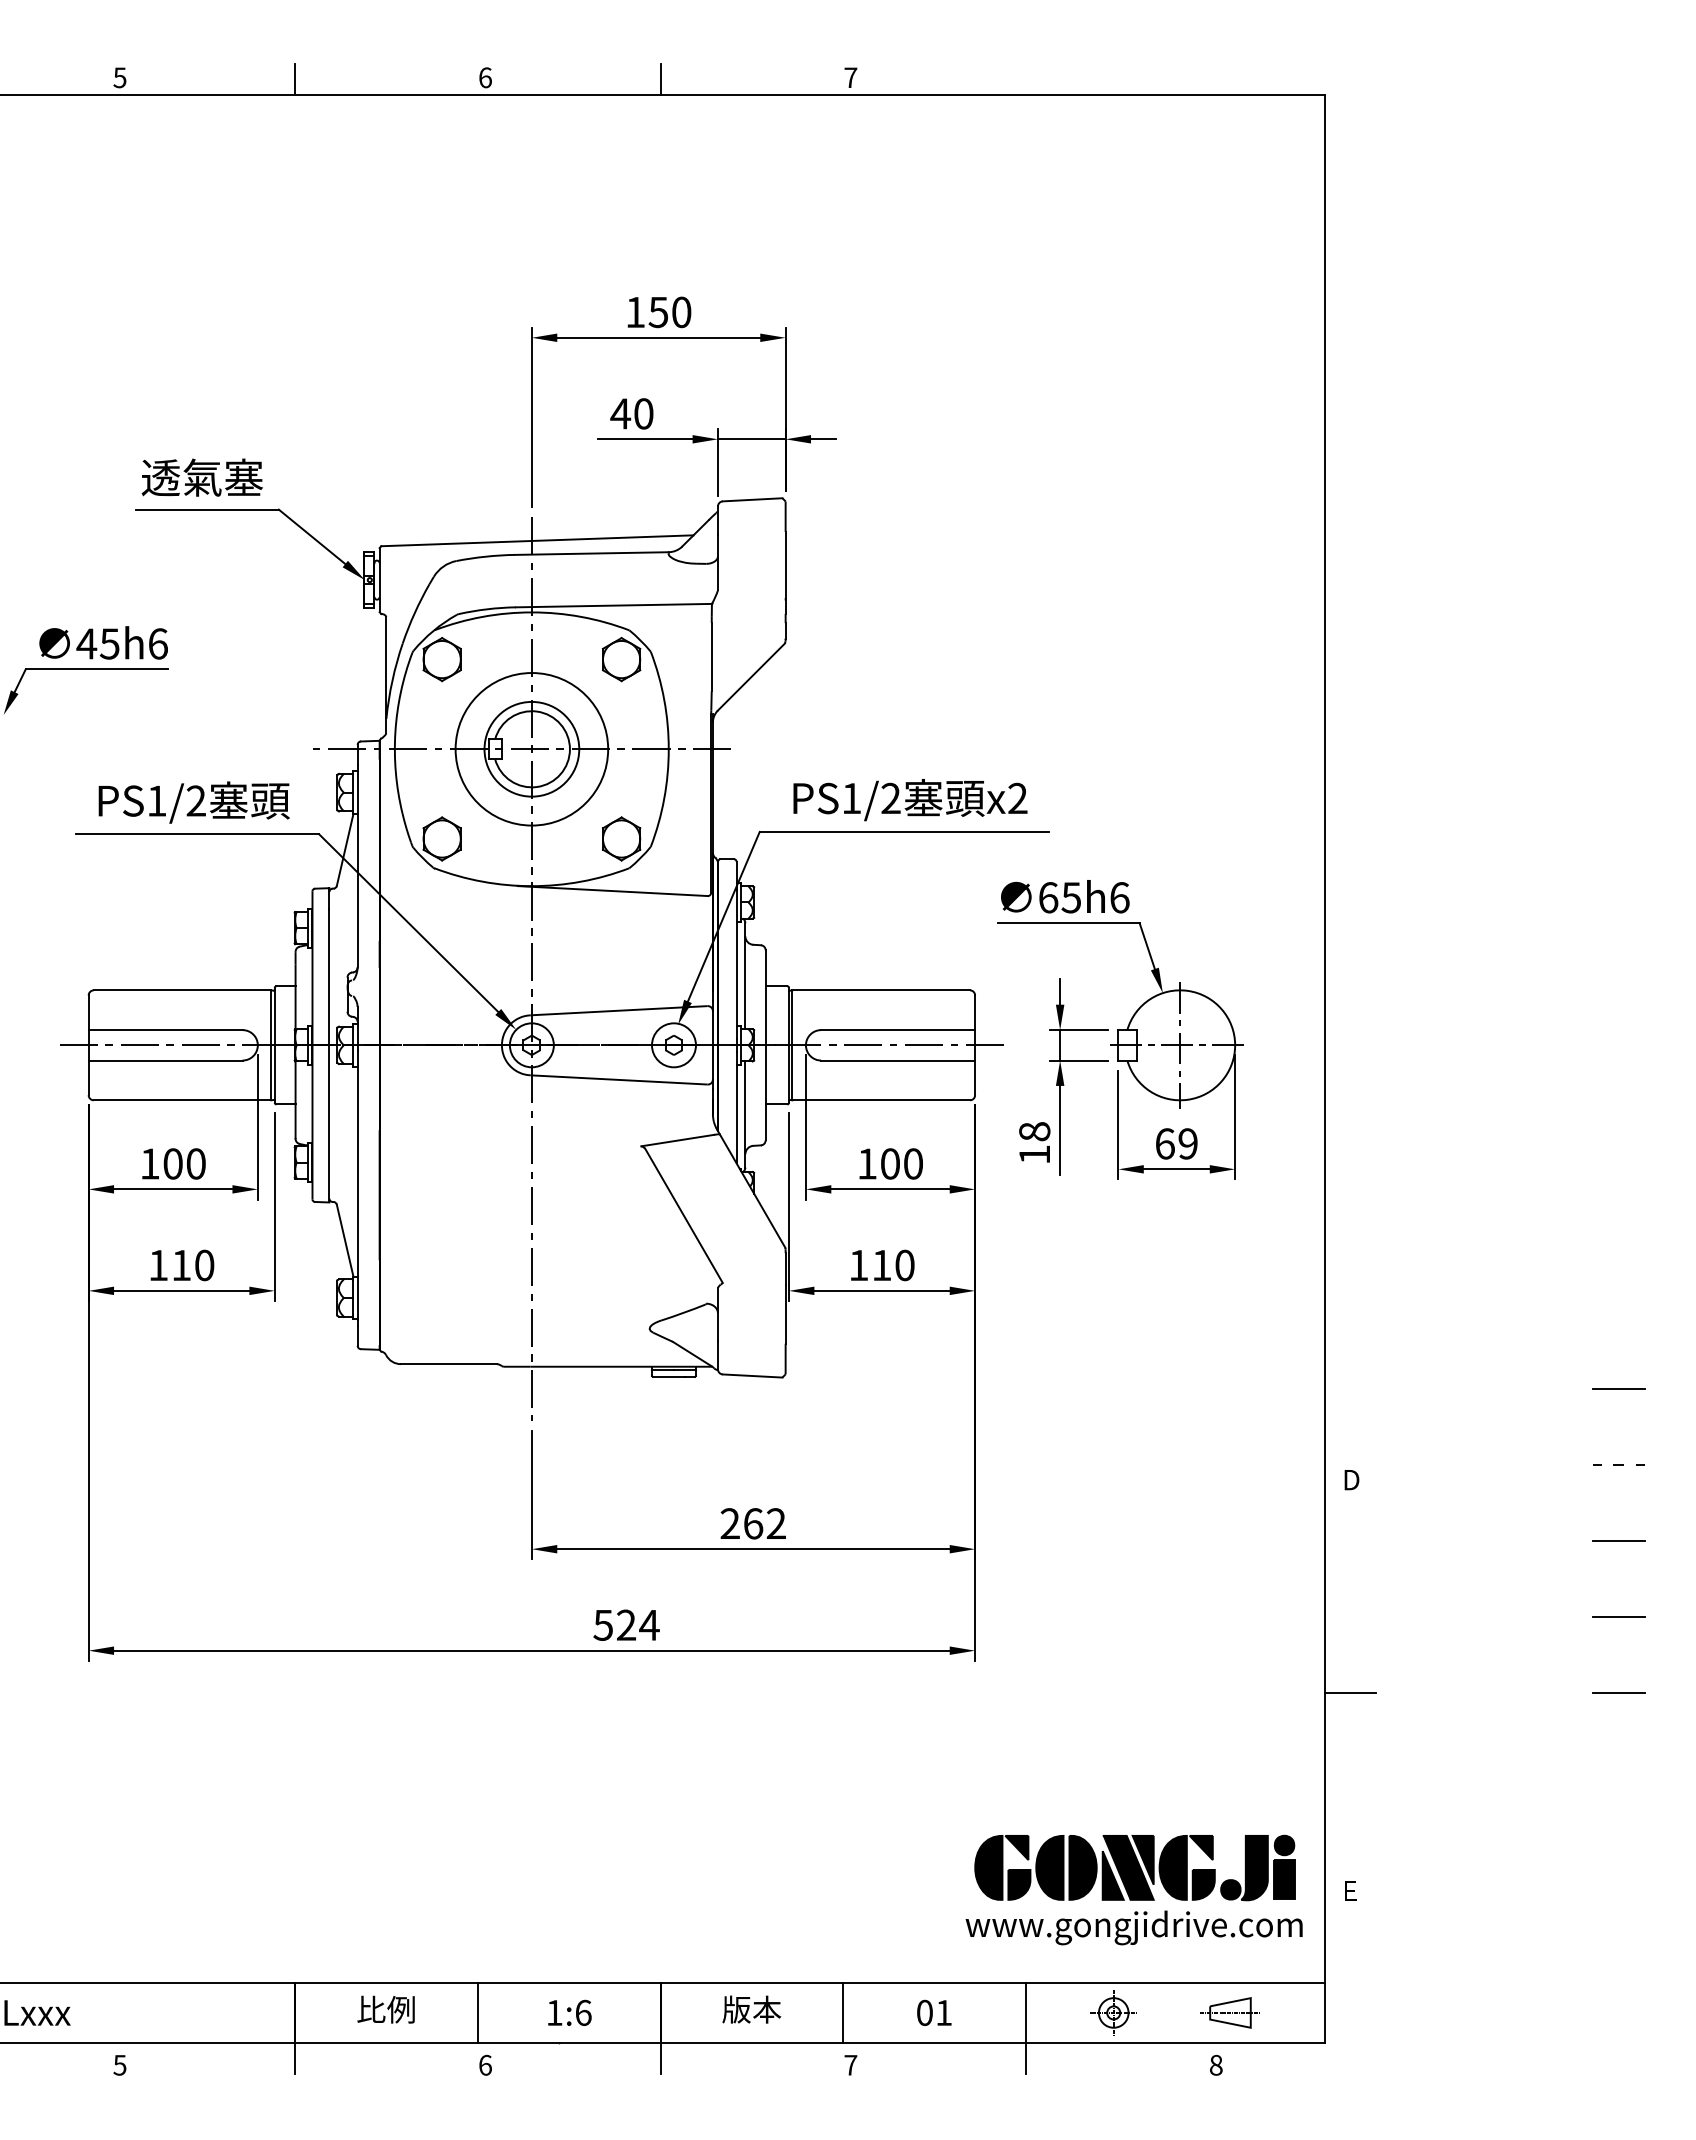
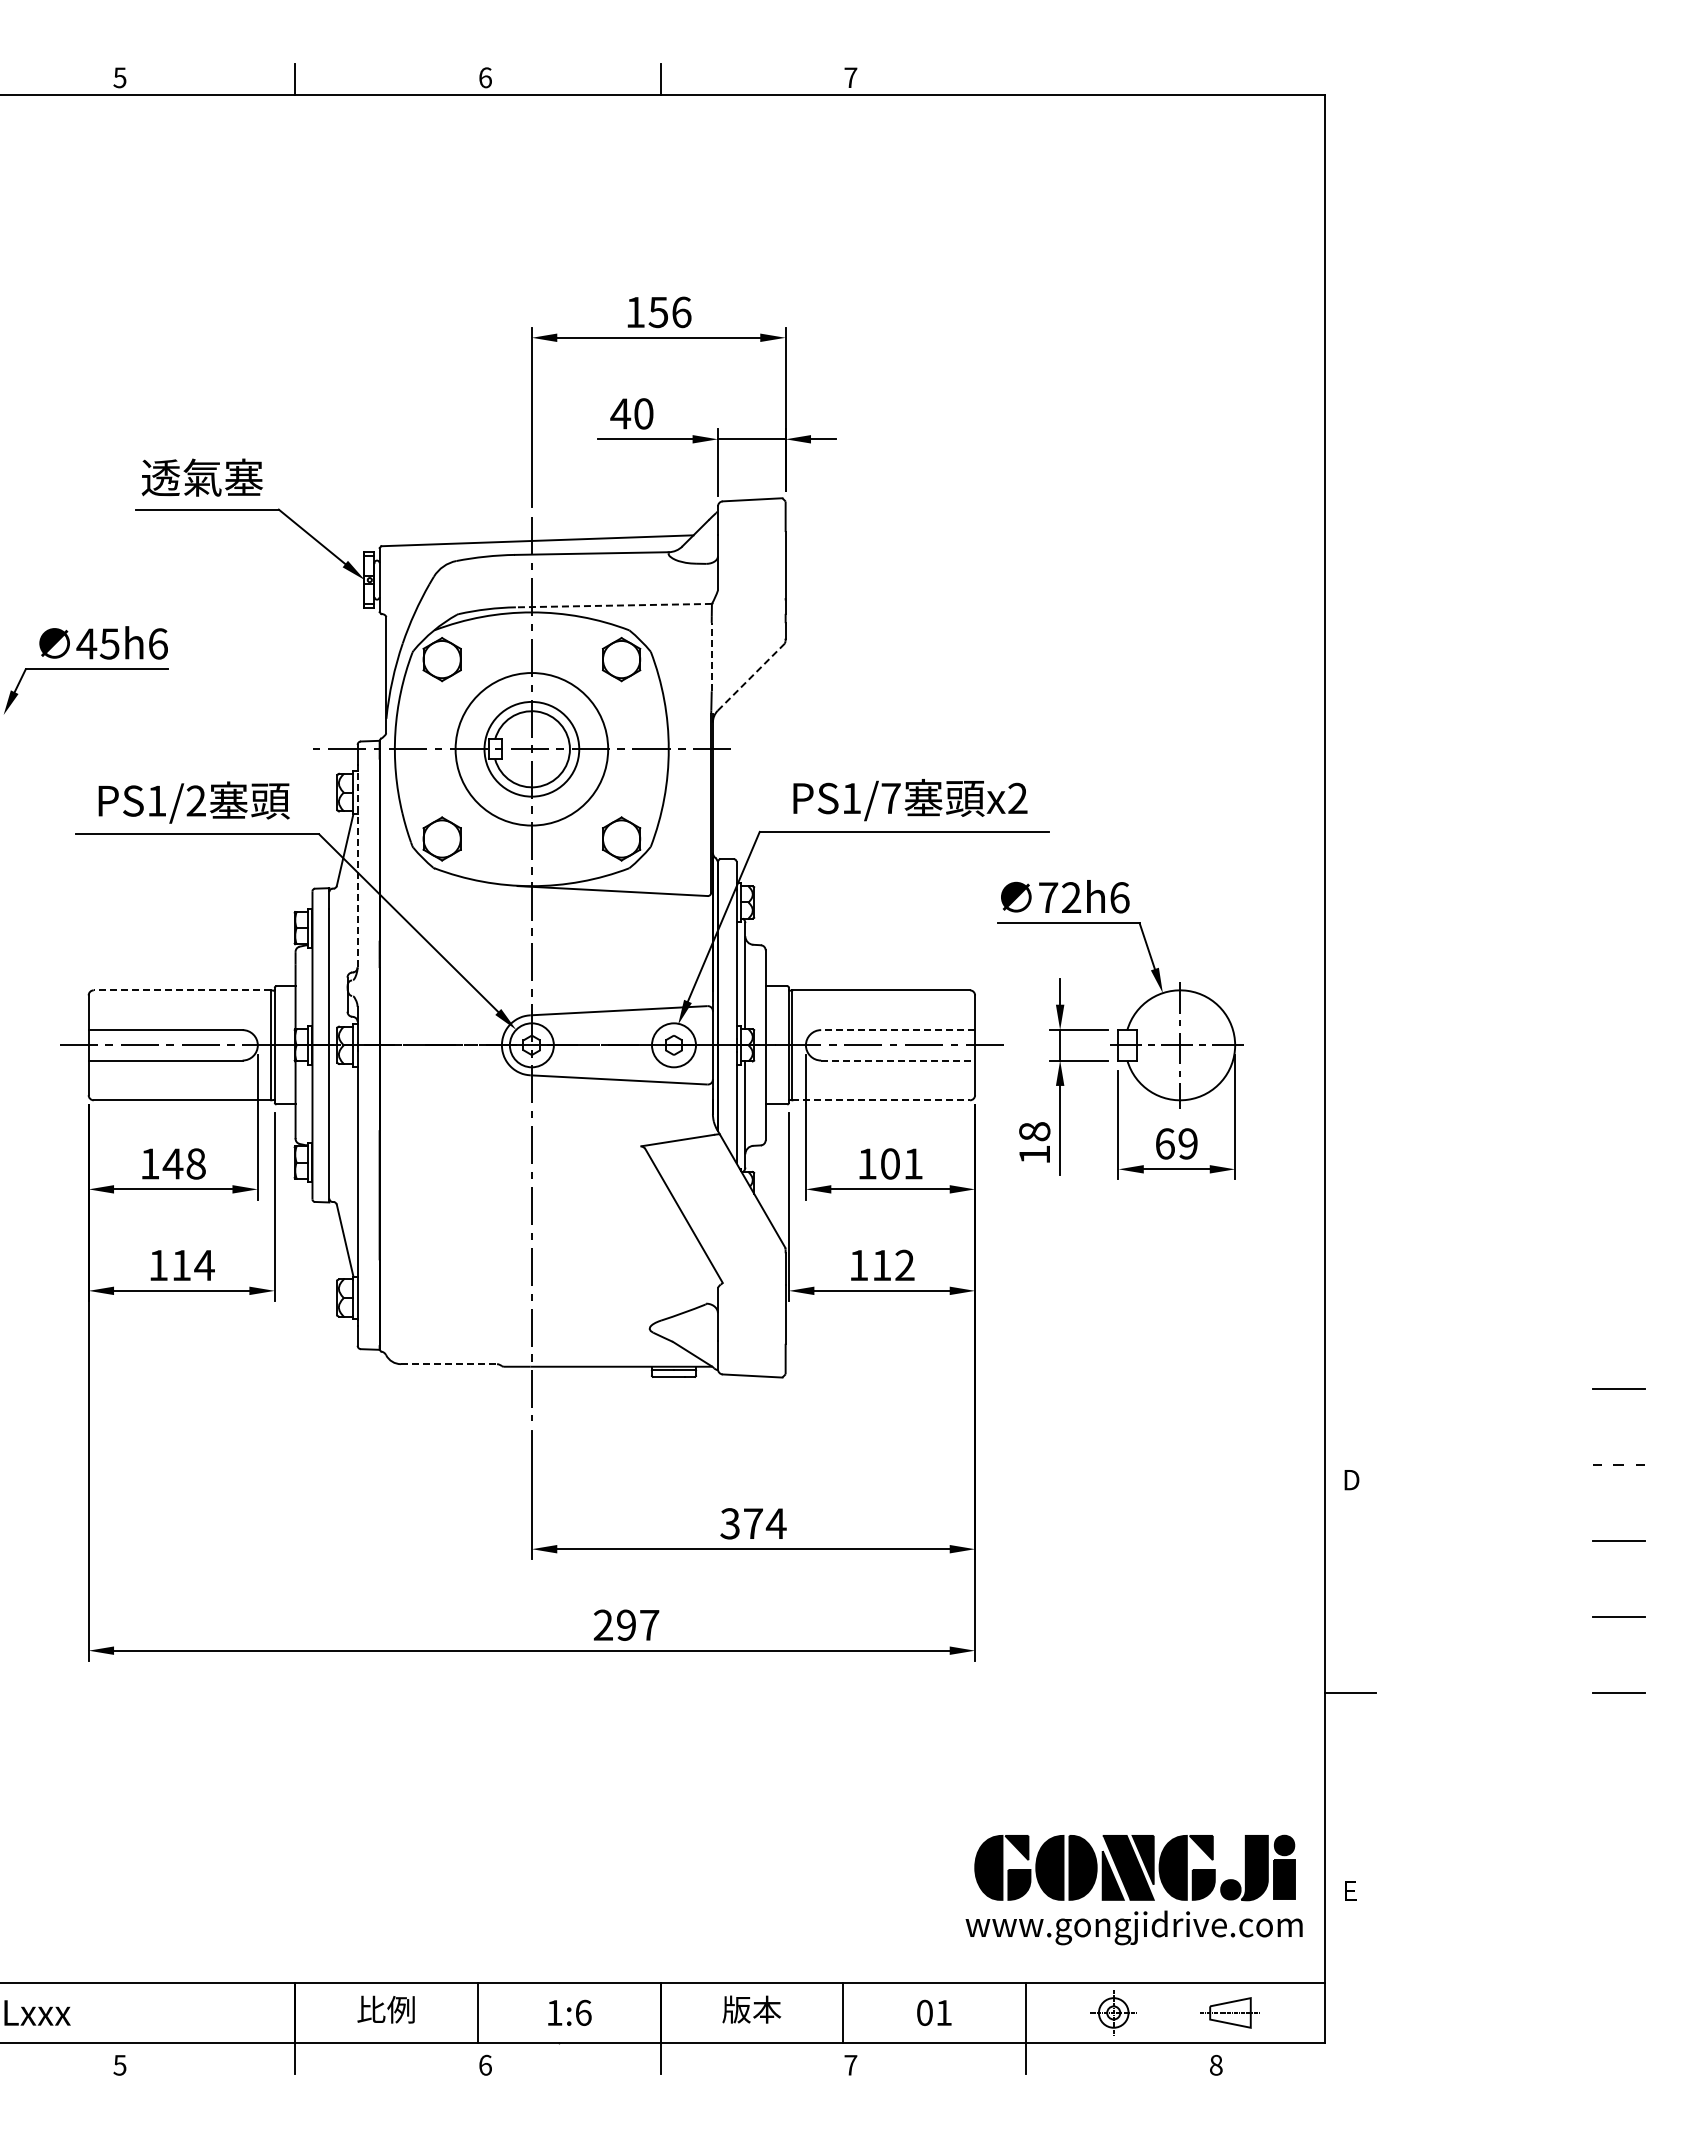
text: 150 -> 156 (681, 312)
line: solid -> dashed (613, 605)
line: solid -> dashed (711, 656)
line: solid -> dashed (751, 677)
text: PS1/2 -> PS1/7 (890, 797)
line: solid -> dashed (357, 868)
text: 65h6 -> 72h6 (1060, 897)
line: solid -> dashed (182, 990)
line: solid -> dashed (898, 1030)
line: solid -> dashed (898, 1060)
line: solid -> dashed (881, 1100)
text: 100 -> 148 (183, 1163)
text: 100 -> 101 (913, 1163)
text: 110 -> 114 (204, 1265)
text: 110 -> 112 (904, 1265)
line: solid -> dashed (449, 1364)
text: 262 -> 374 (753, 1523)
text: 524 -> 297 (626, 1624)
